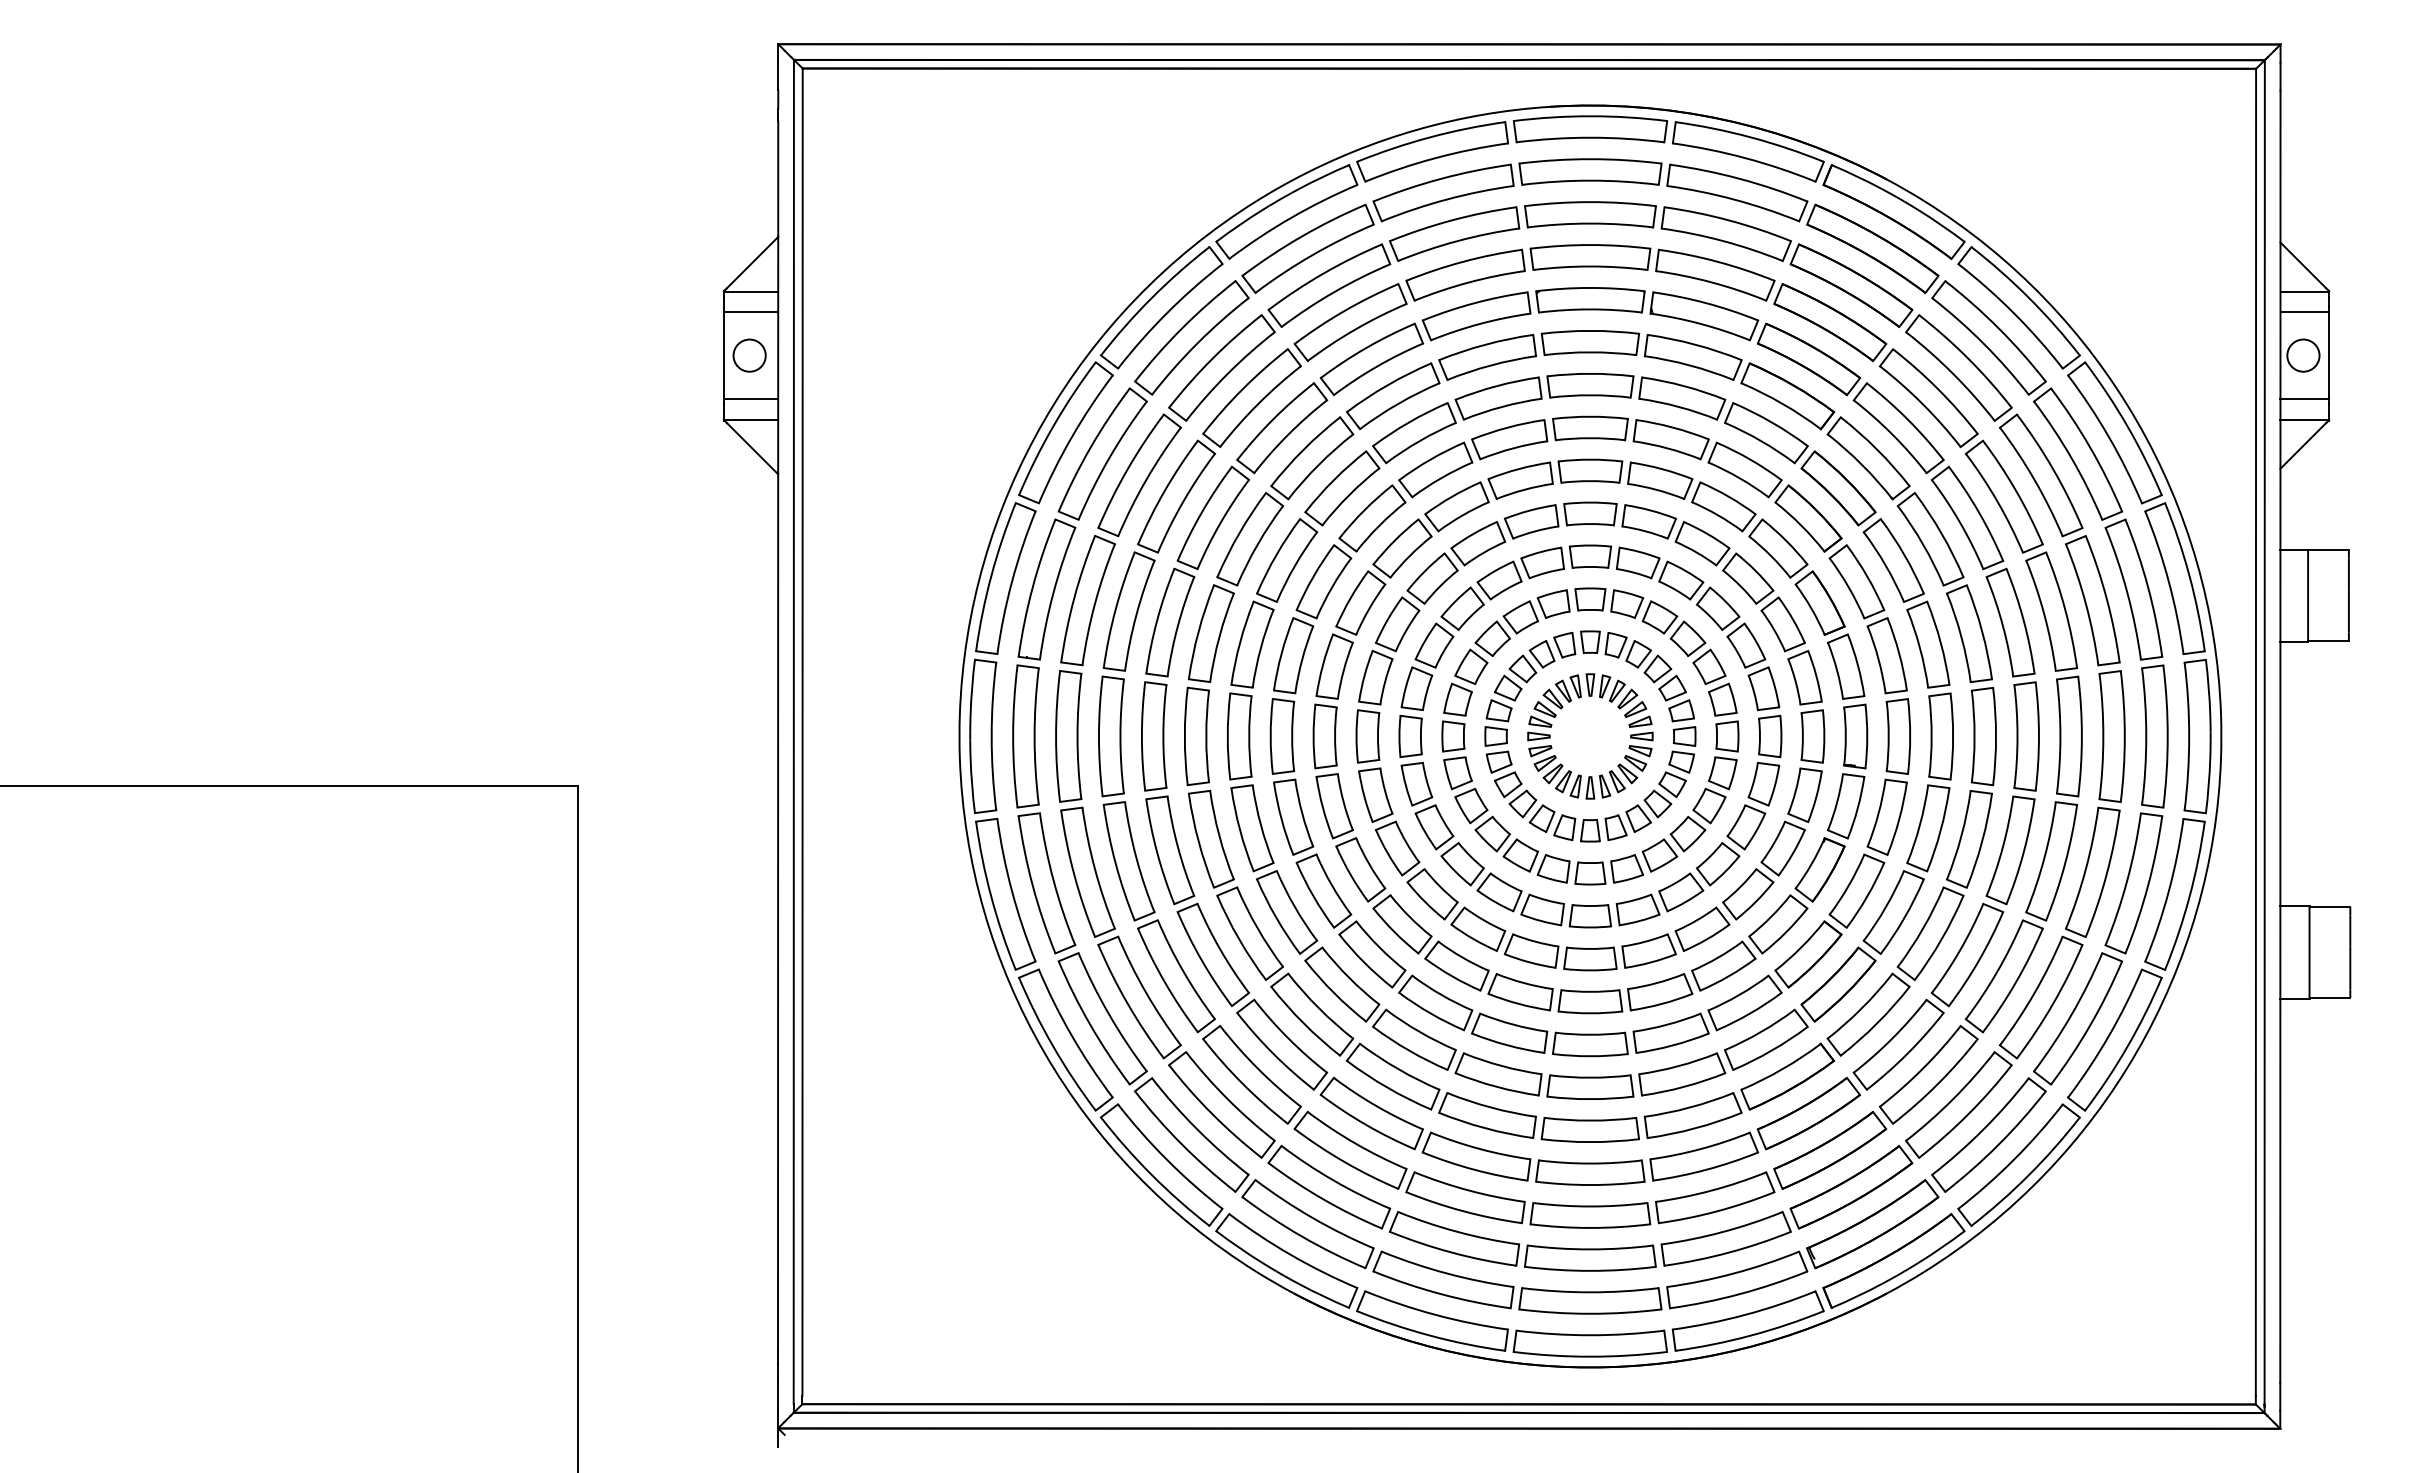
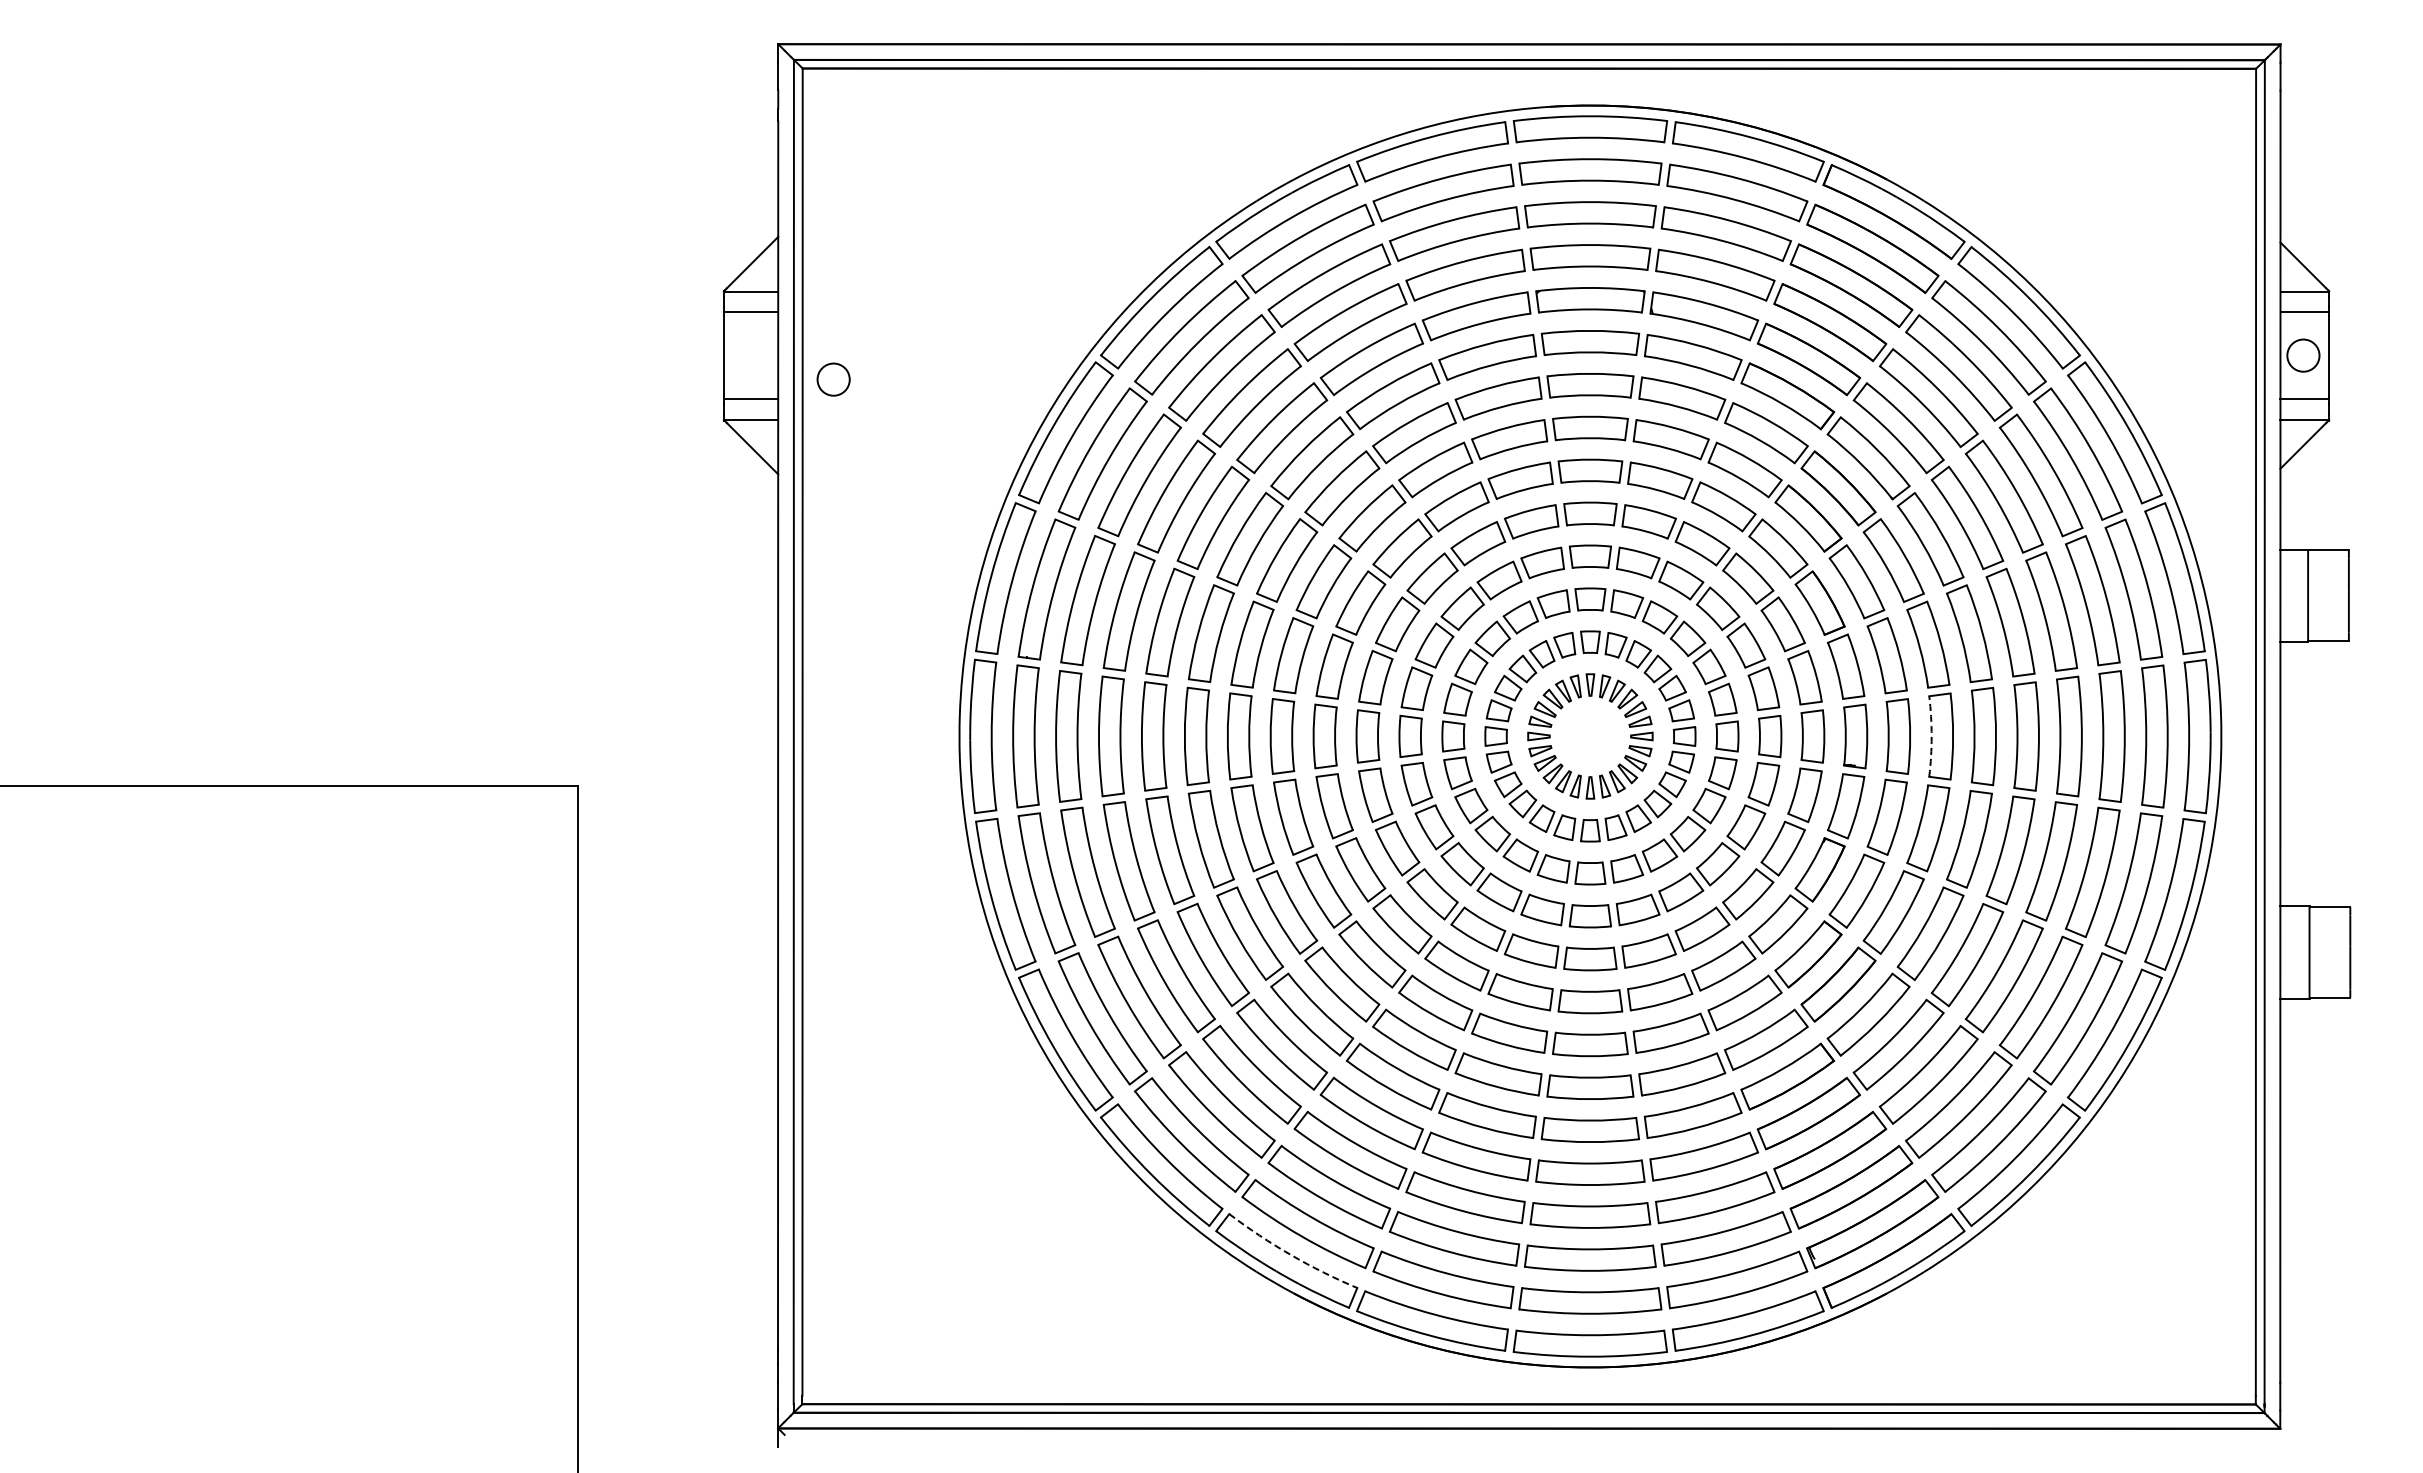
circle position: (749, 355) -> (833, 379) (833, 379)
arc: solid -> dashed (1931, 736)
arc: solid -> dashed (1291, 1255)
